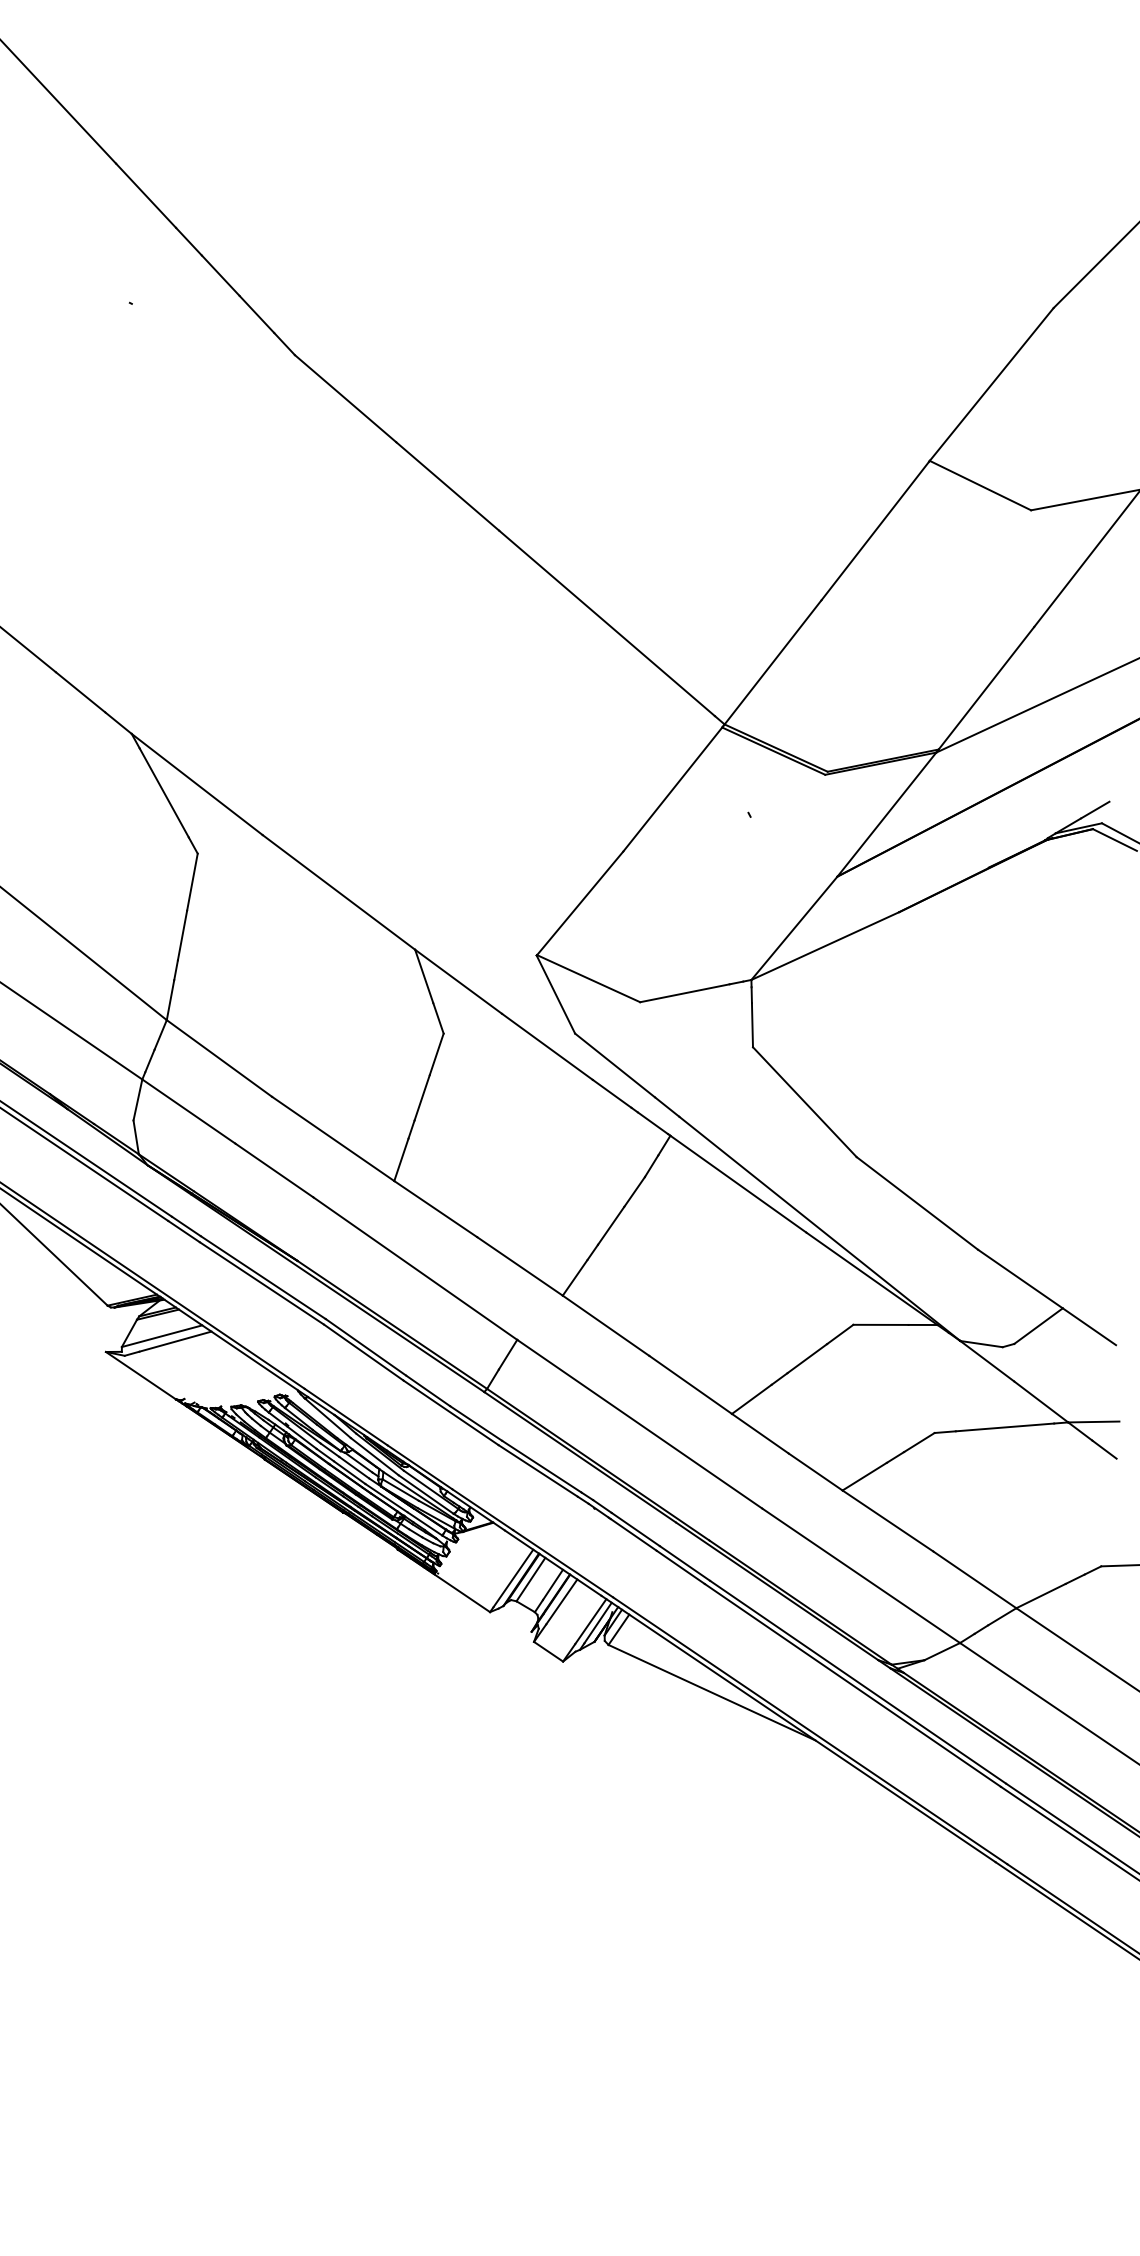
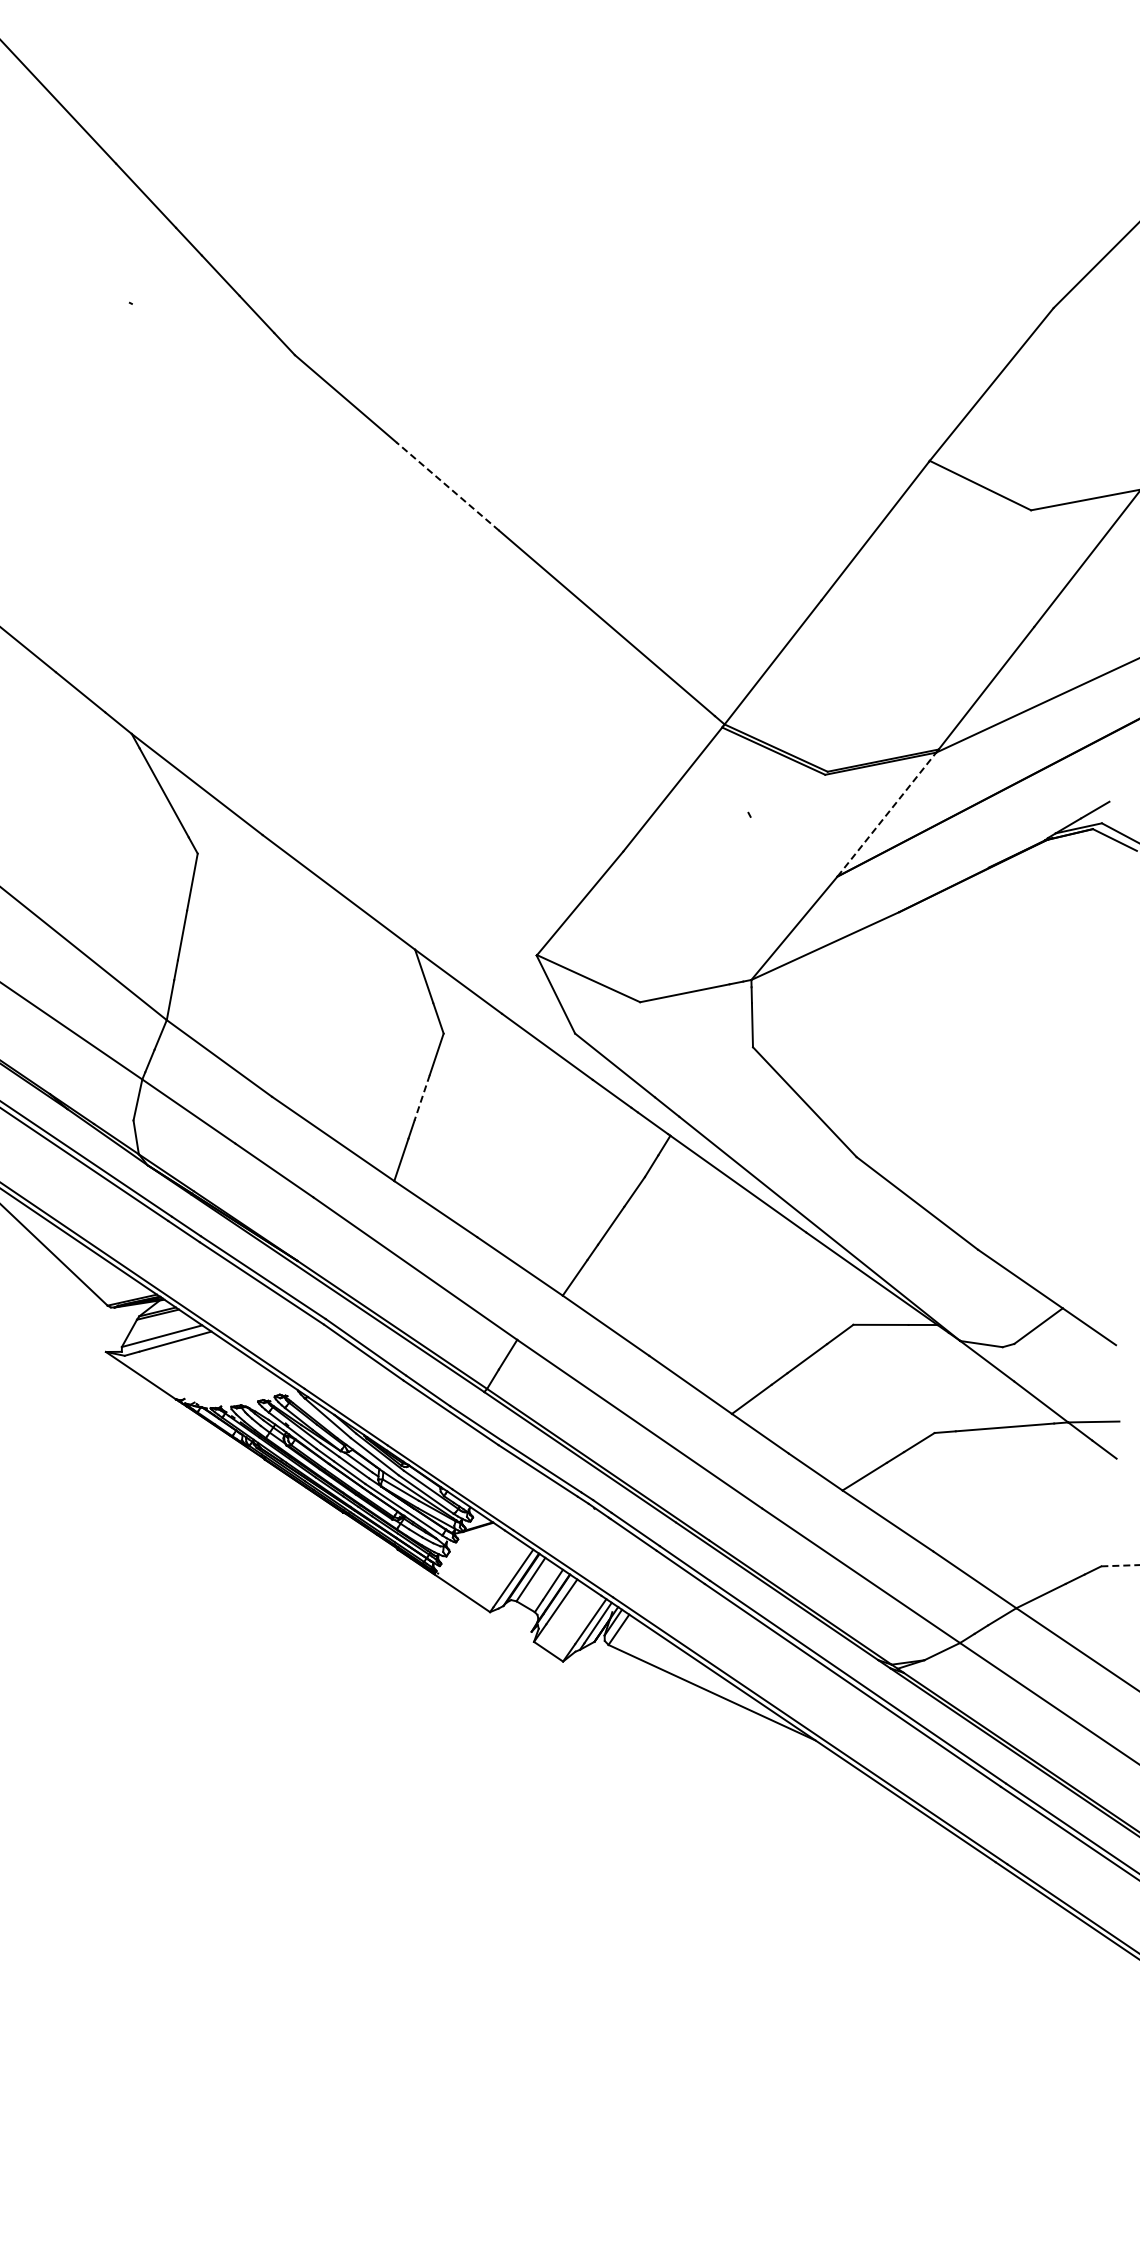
line: solid -> dashed (447, 486)
line: solid -> dashed (887, 814)
line: solid -> dashed (422, 1097)
line: solid -> dashed (1121, 1565)
